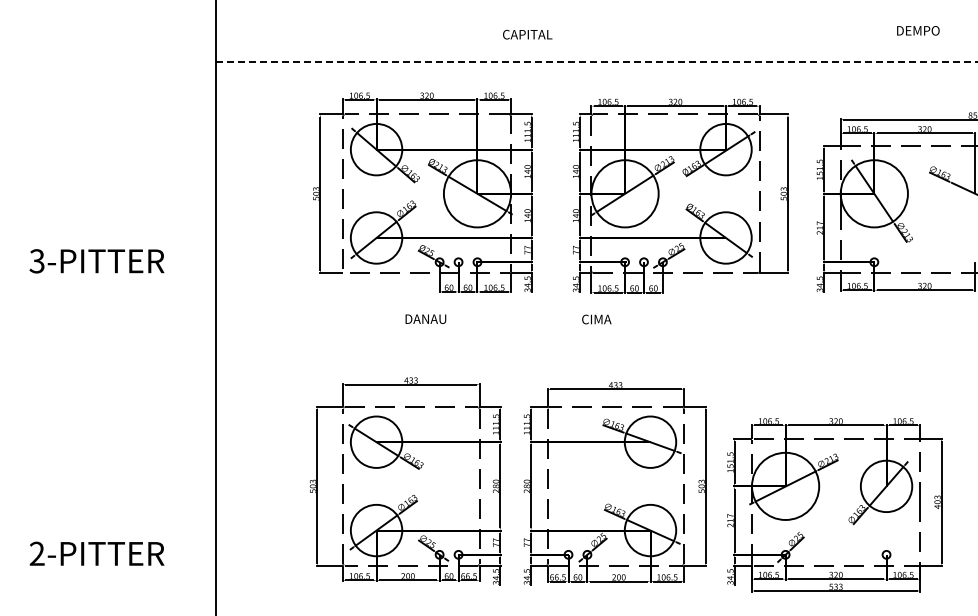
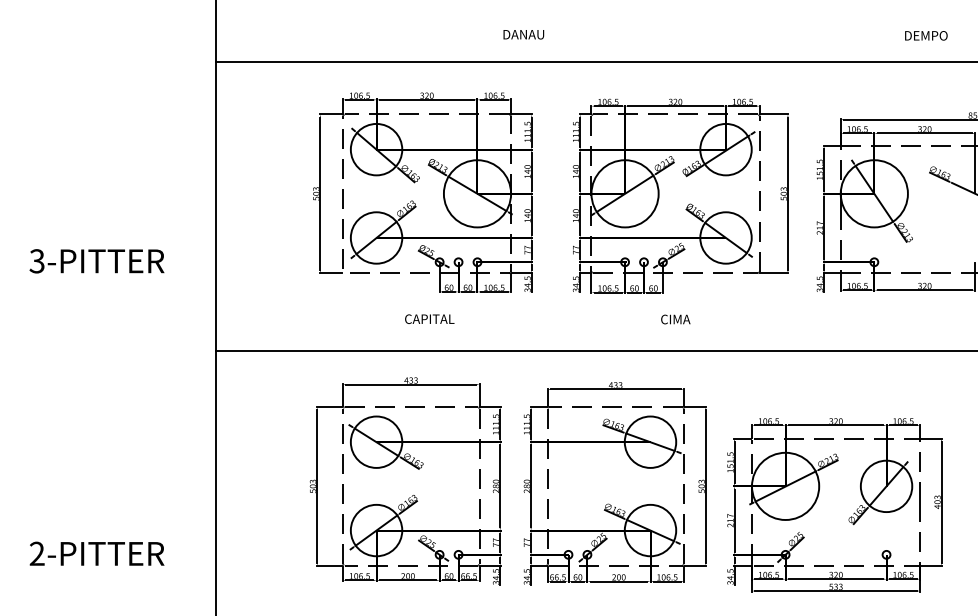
text position: (918, 30) -> (926, 35) (926, 35)
text: CAPITAL -> DANAU (527, 34)
line: dashed -> solid (597, 62)
text: DANAU -> CAPITAL (429, 319)
text position: (596, 319) -> (675, 319) (675, 319)
line: none -> present (595, 351)
